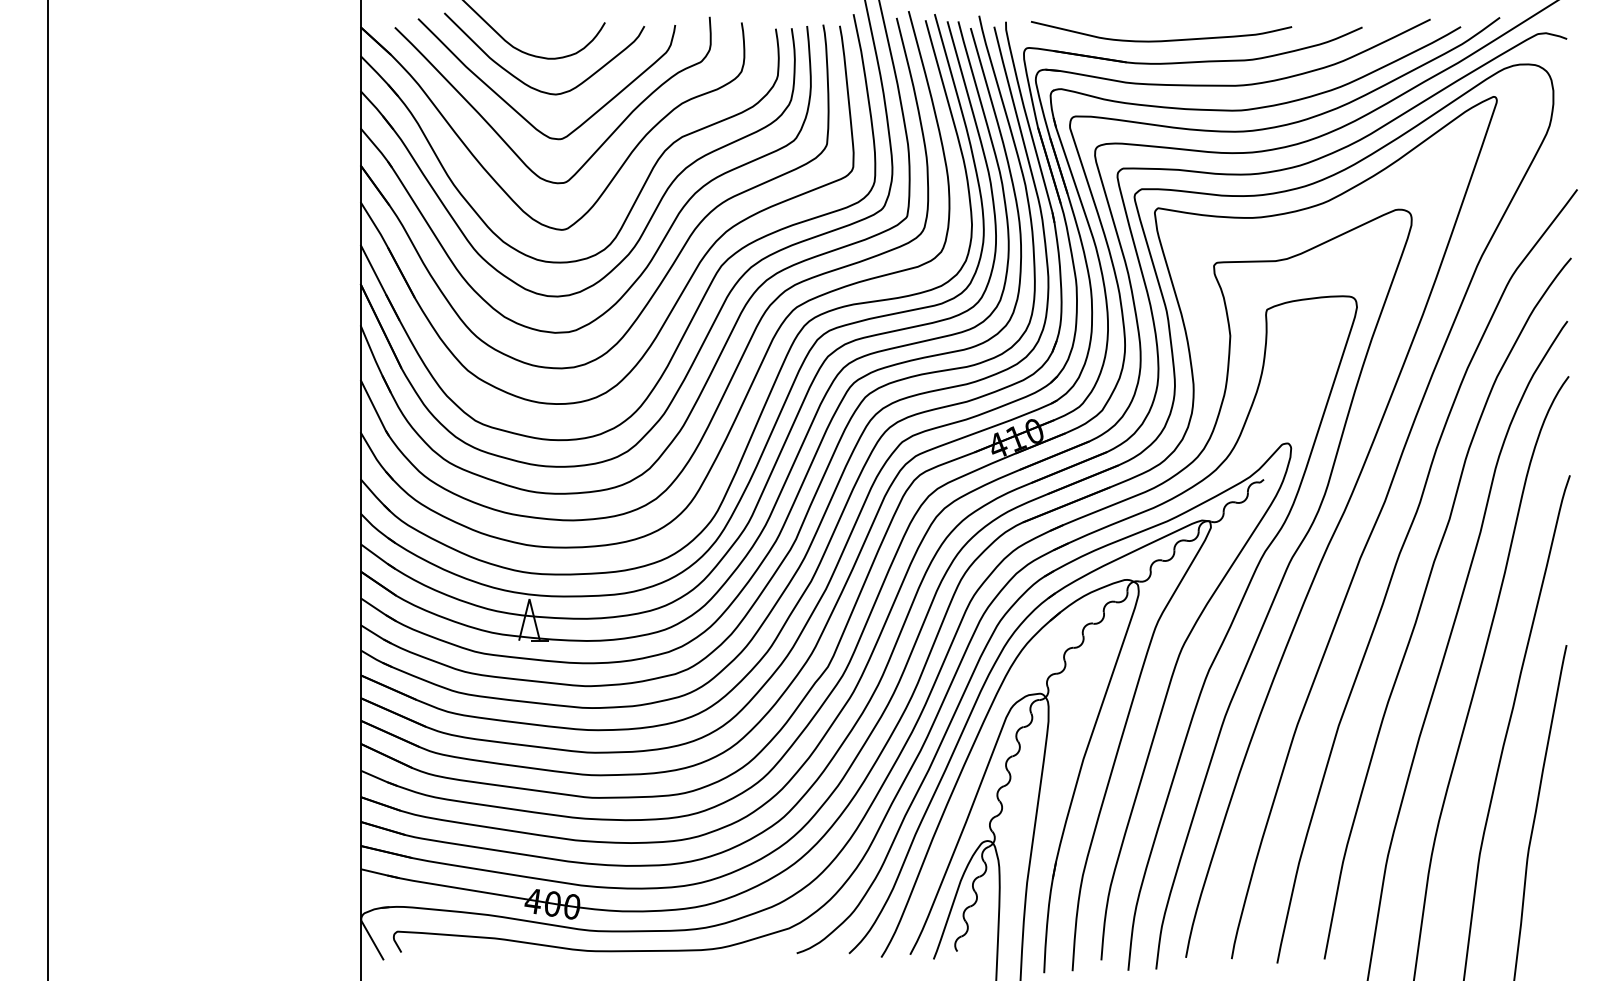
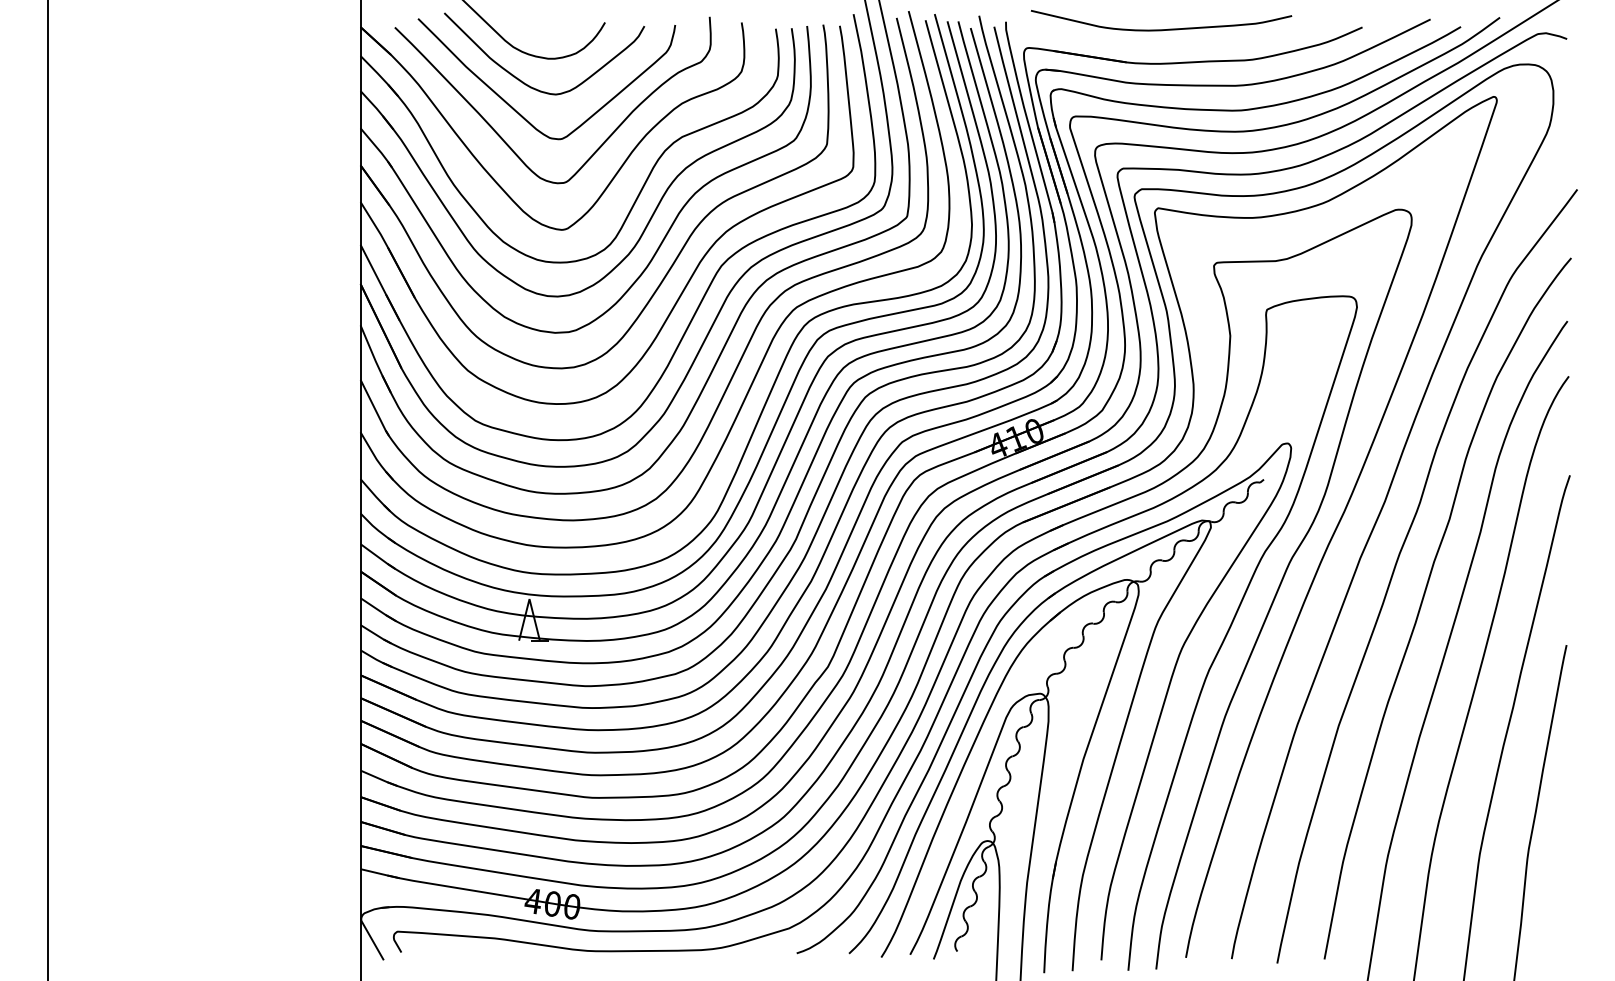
curve position: (1161, 40) -> (1161, 29) (1161, 29)
